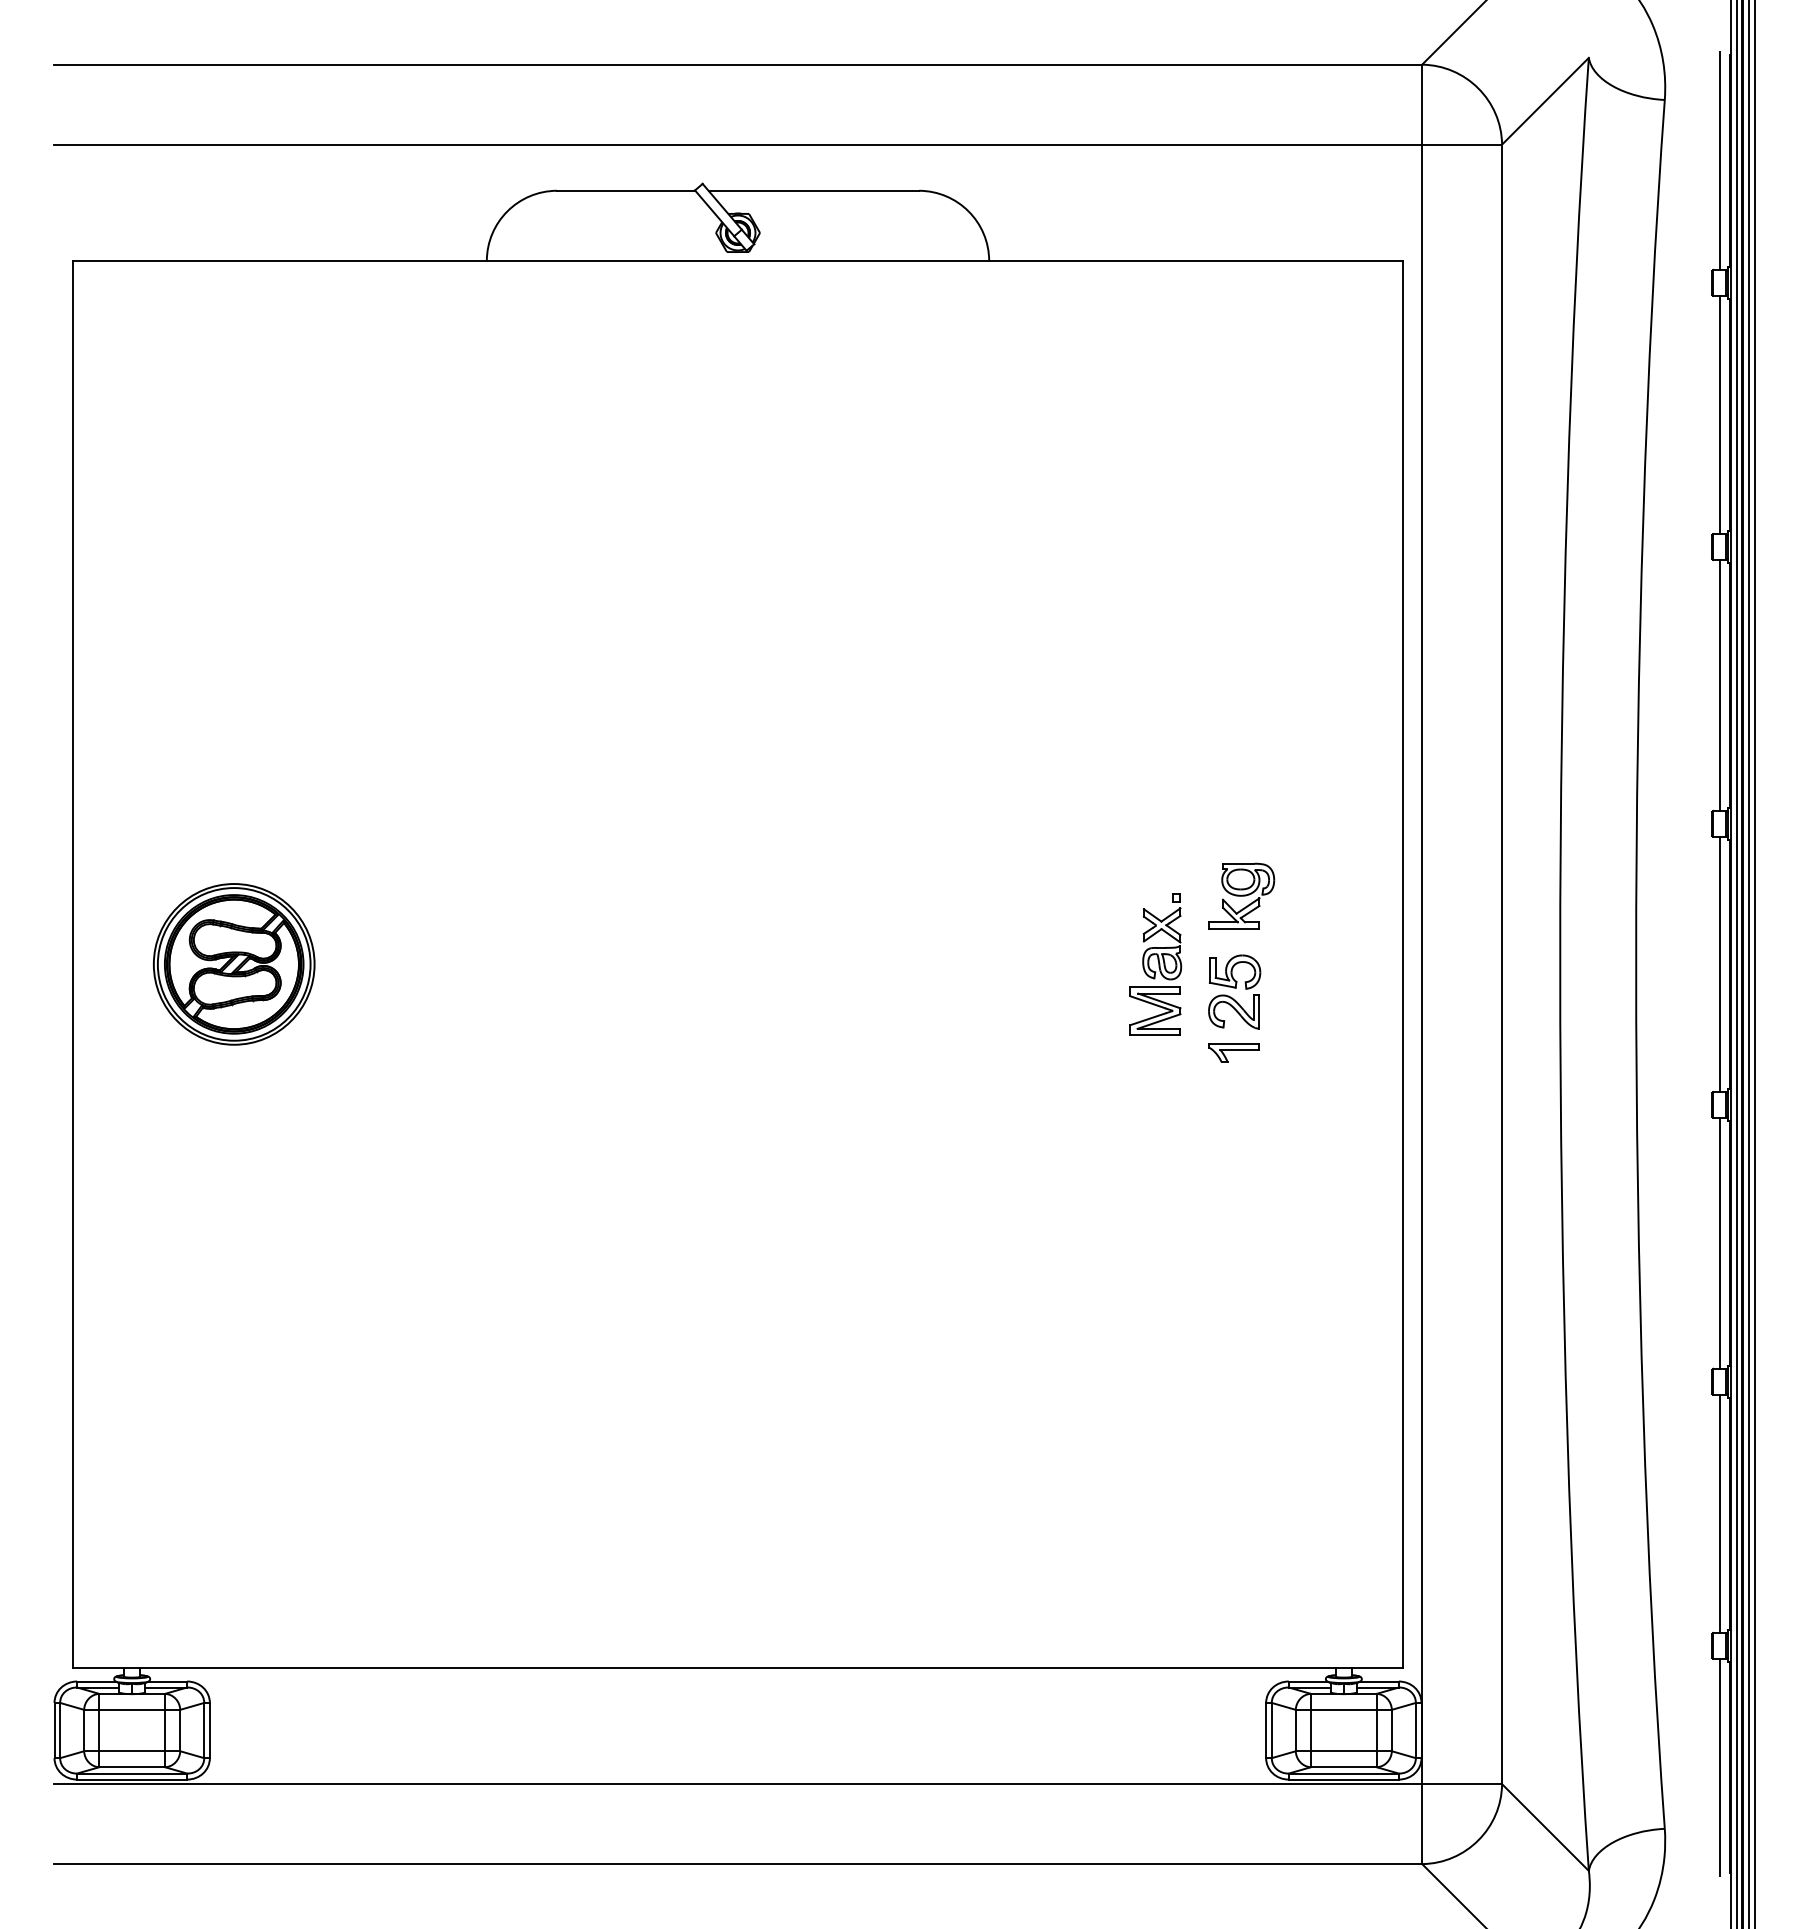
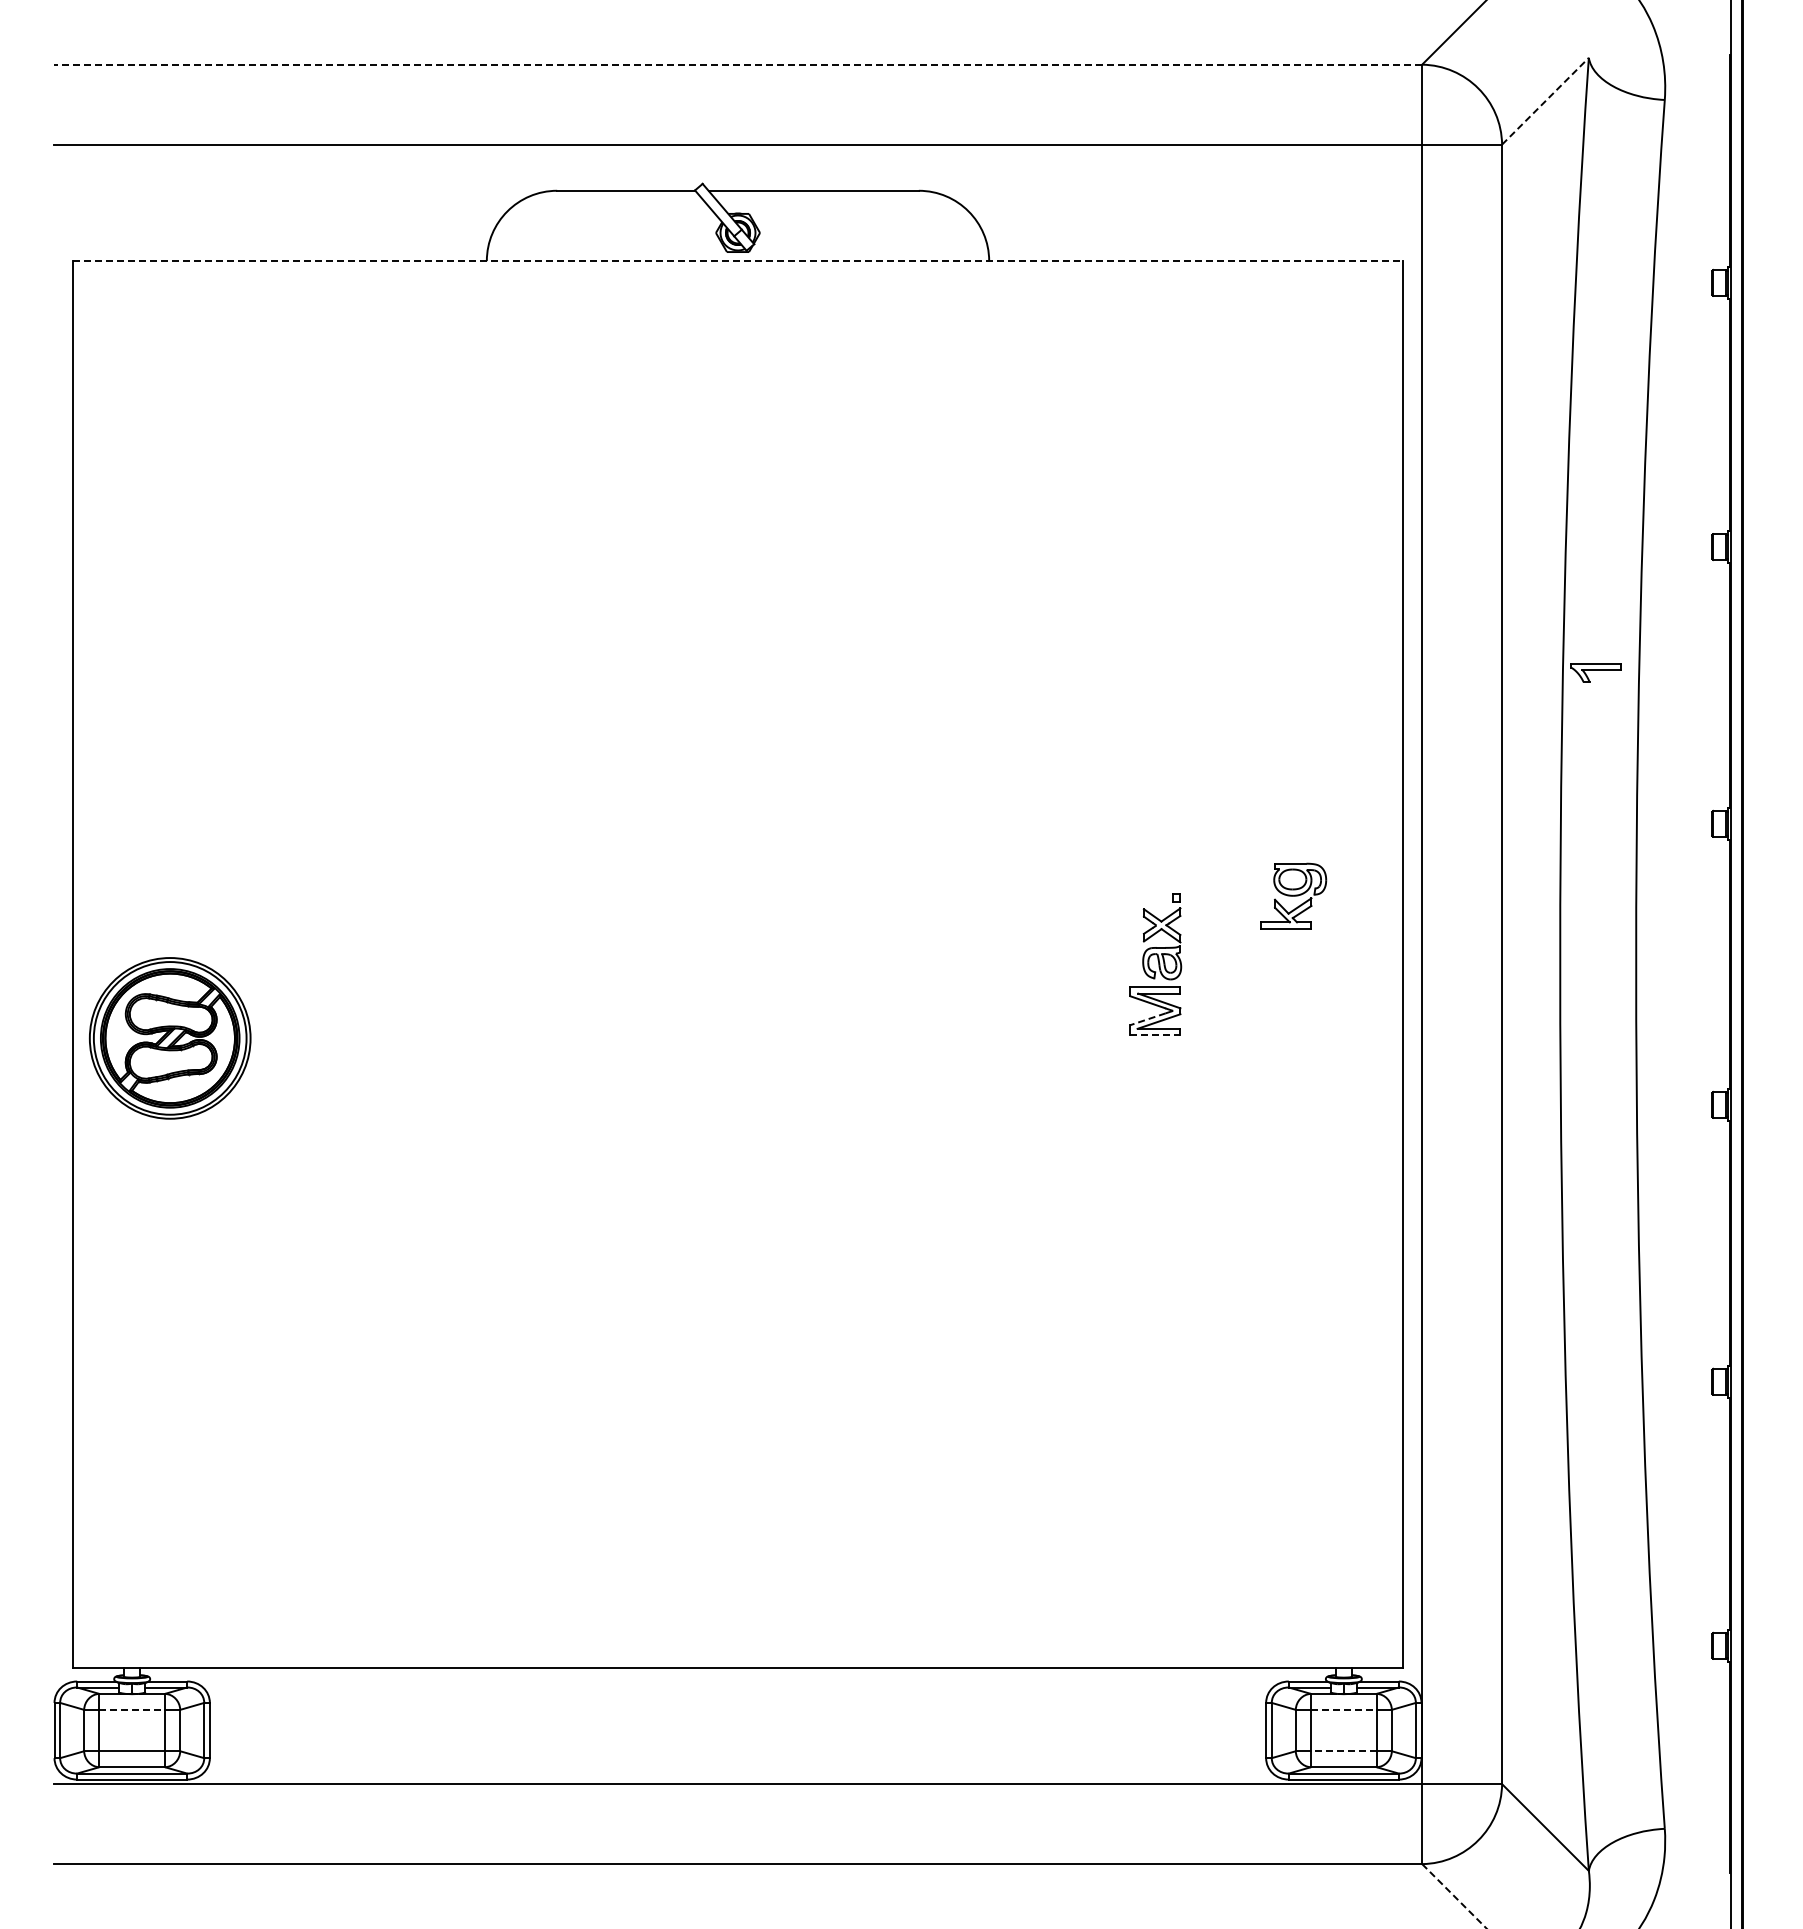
line: solid -> dashed (737, 64)
line: solid -> dashed (1545, 100)
line: present -> none (1719, 161)
line: solid -> dashed (738, 261)
line: present -> none (1719, 414)
line: present -> none (1719, 684)
part position: (1241, 895) -> (1293, 895) (1293, 895)
line: present -> none (1736, 963)
line: present -> none (1748, 963)
line: present -> none (1754, 963)
part position: (234, 964) -> (170, 1038) (170, 1038)
line: present -> none (1719, 964)
part: present -> none (1234, 991)
line: solid -> dashed (1147, 1019)
line: solid -> dashed (1155, 1035)
part position: (1233, 1052) -> (1595, 672) (1595, 672)
line: present -> none (1719, 1242)
line: present -> none (1719, 1513)
line: solid -> dashed (132, 1709)
line: solid -> dashed (1343, 1709)
line: solid -> dashed (1343, 1751)
line: present -> none (1719, 1767)
line: solid -> dashed (1454, 1896)
